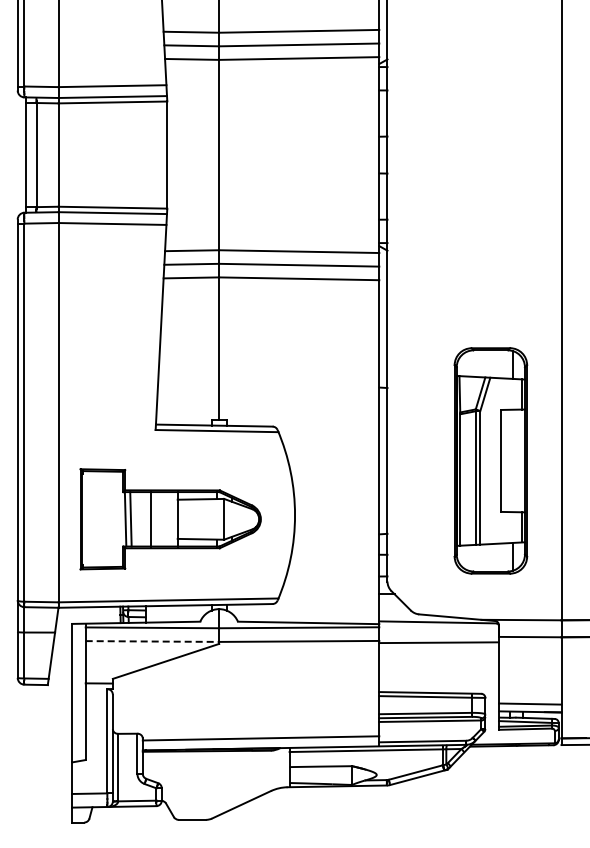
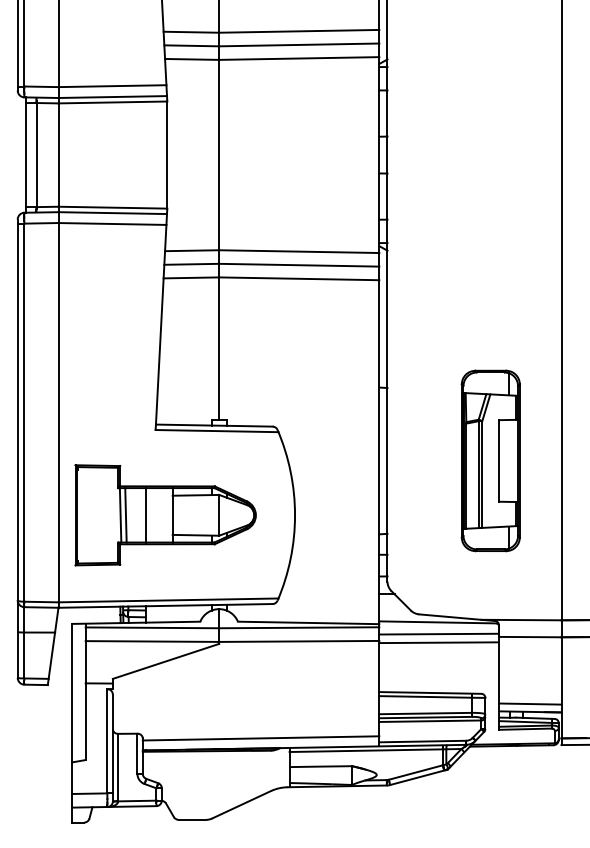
part size: 76x228 px -> 61x184 px (490, 460)
part position: (170, 519) -> (165, 515) (165, 515)
line: none -> present (438, 633)
line: dashed -> solid (152, 641)
